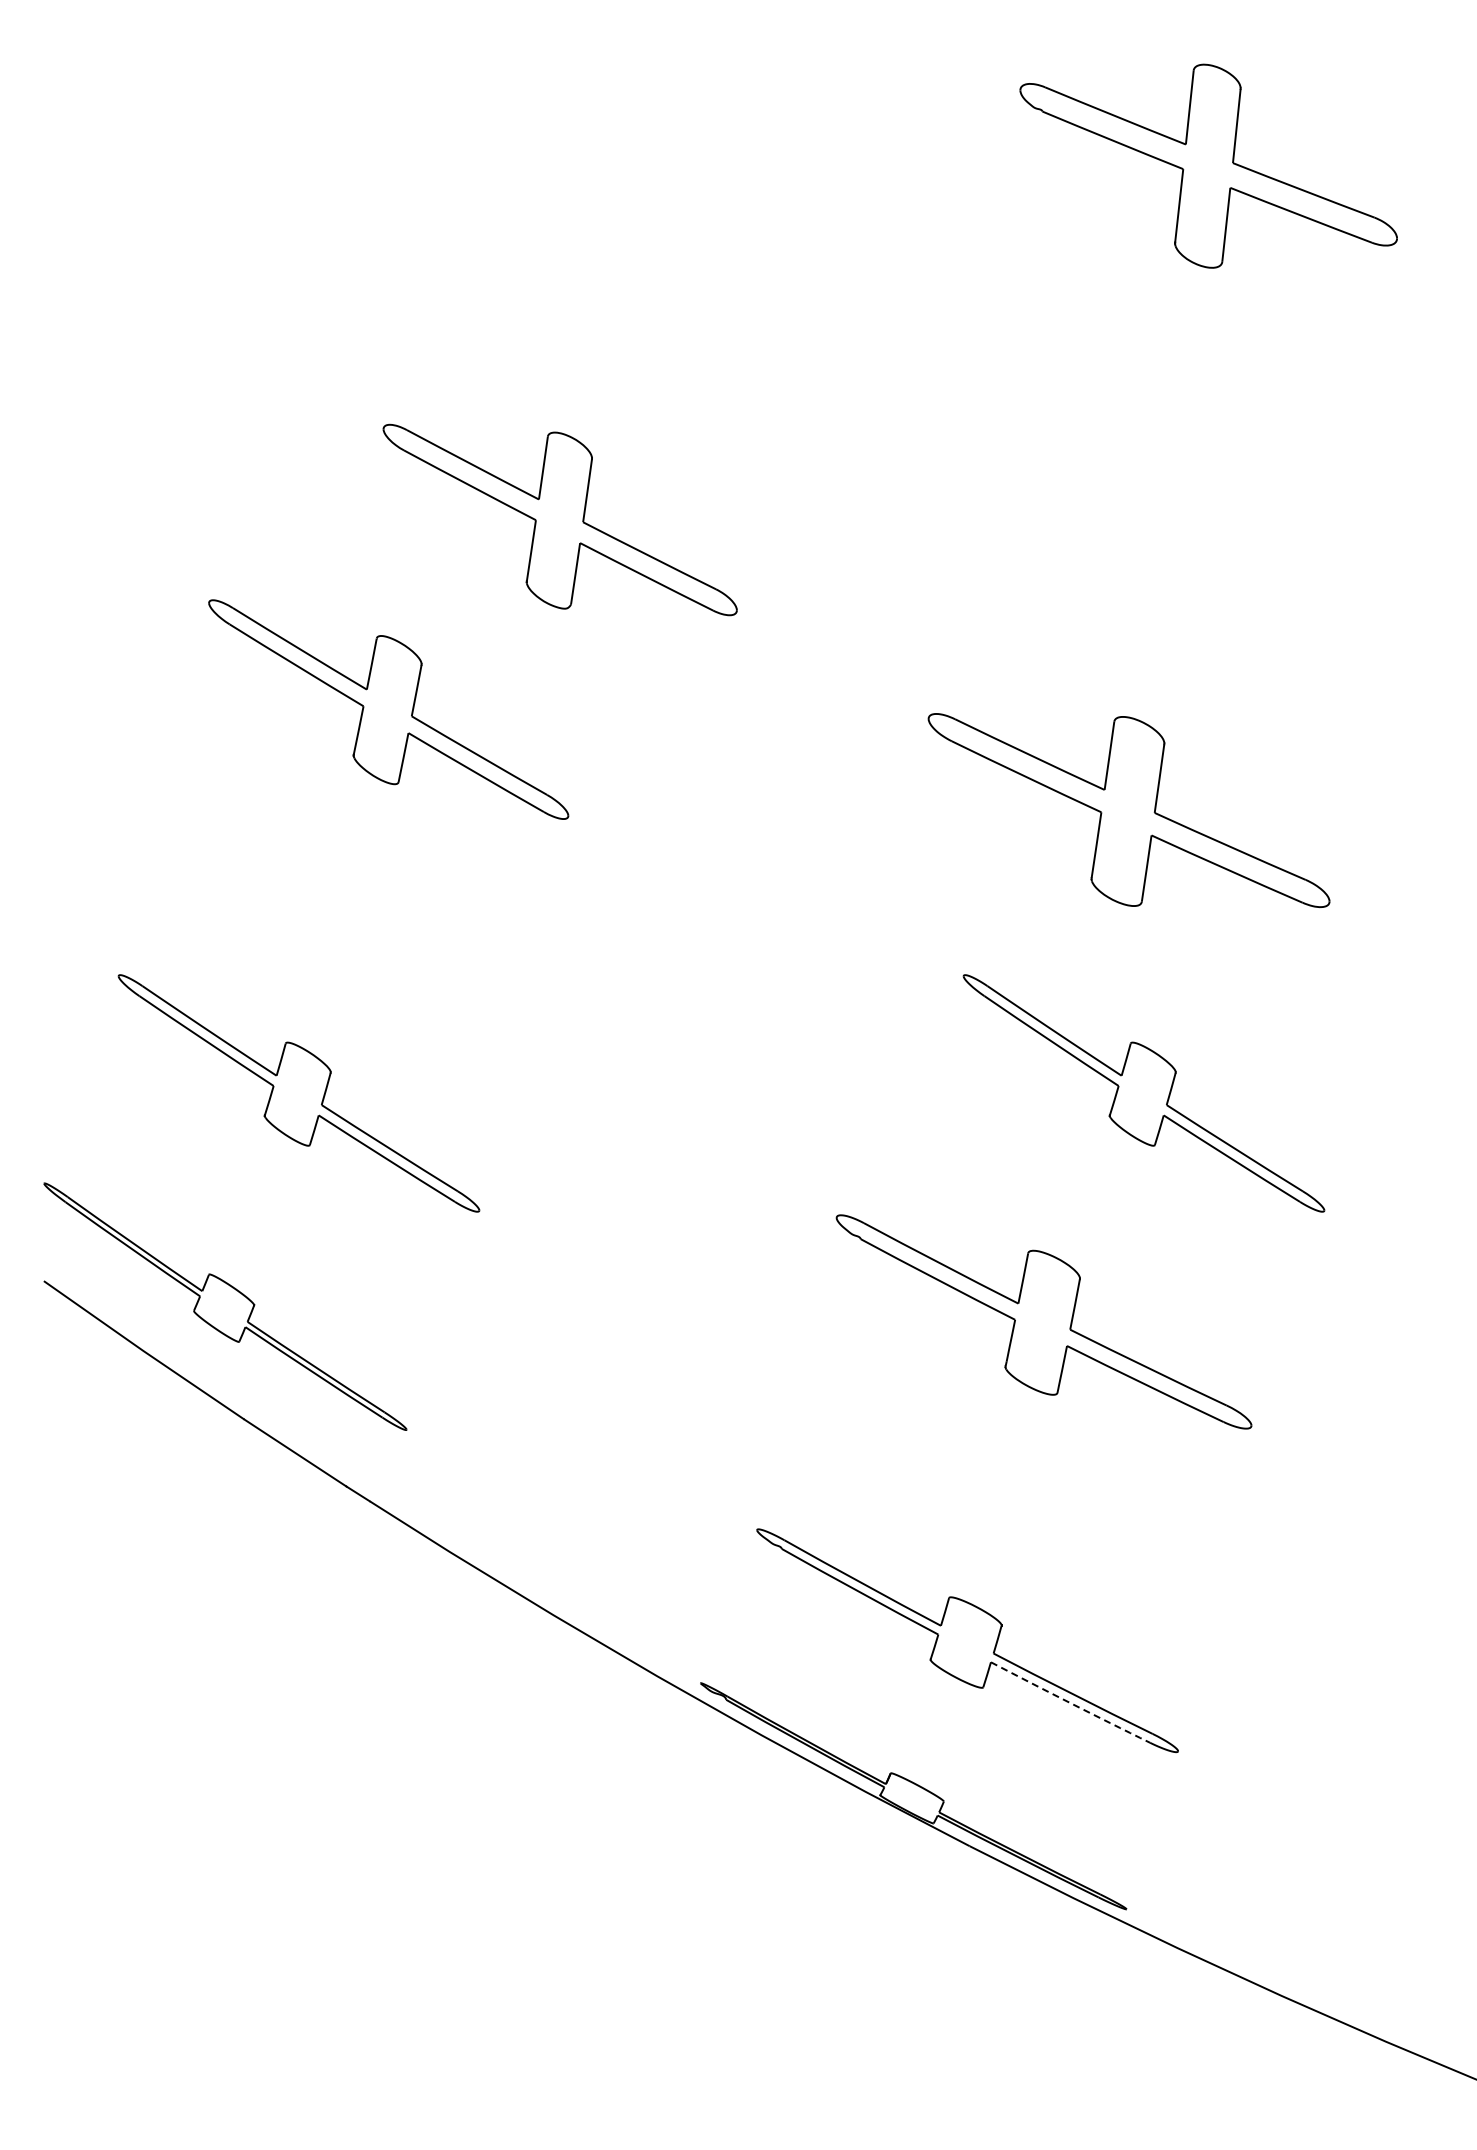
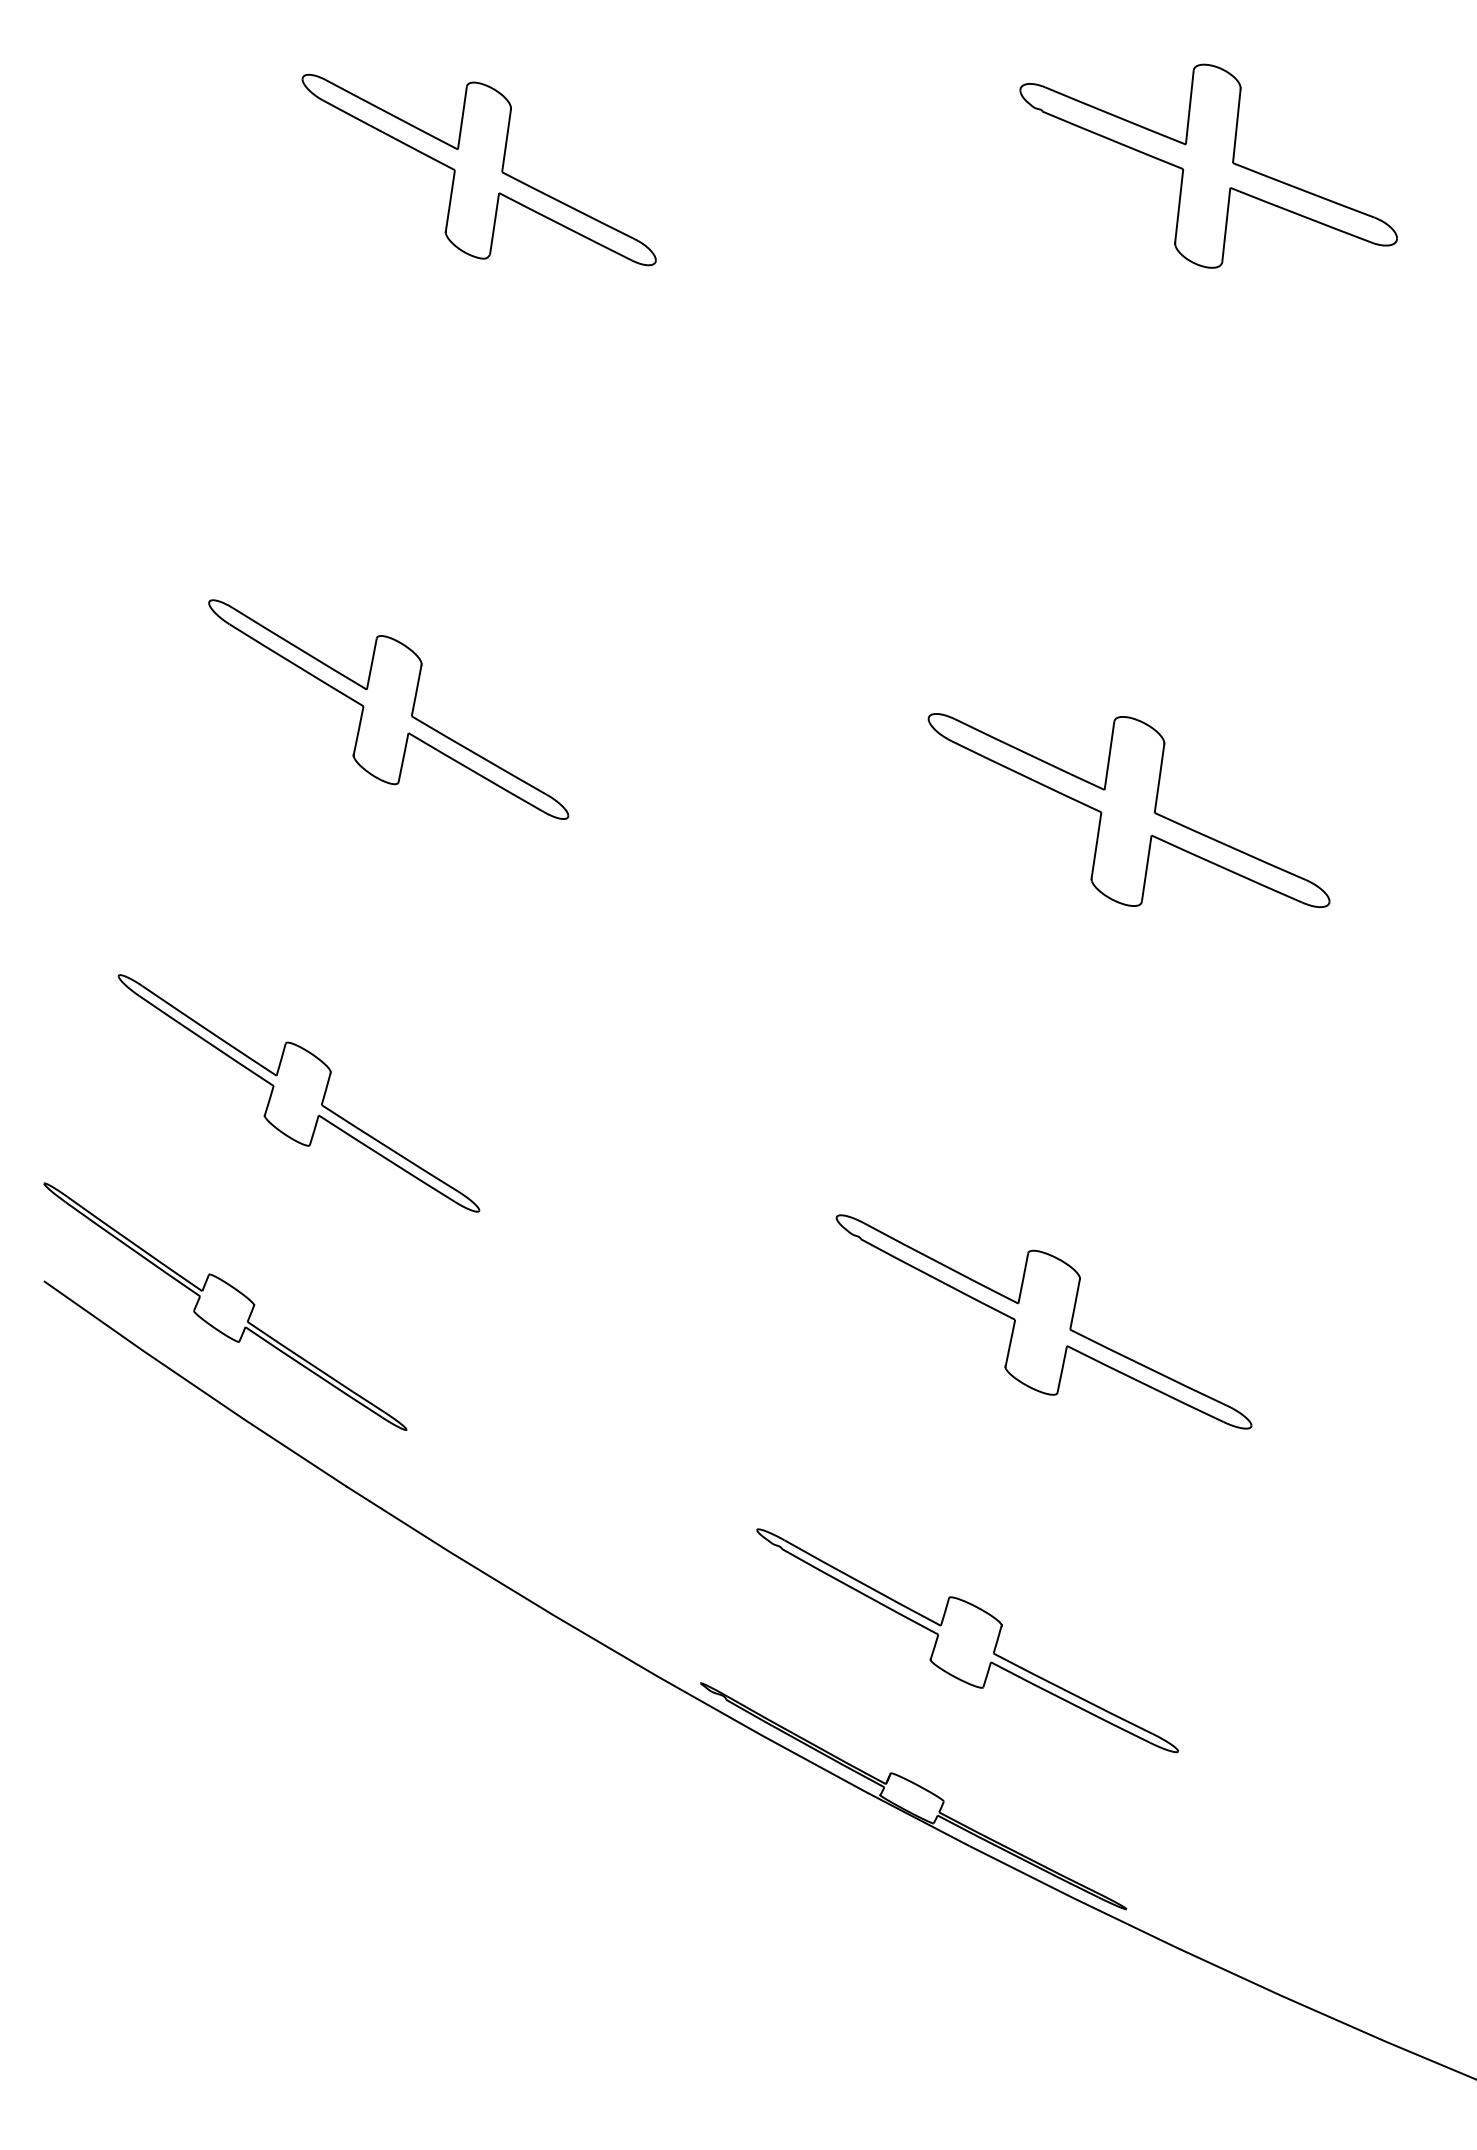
part position: (559, 519) -> (478, 169) (478, 169)
part: present -> none (1143, 1093)
arc: dashed -> solid (1070, 1703)
